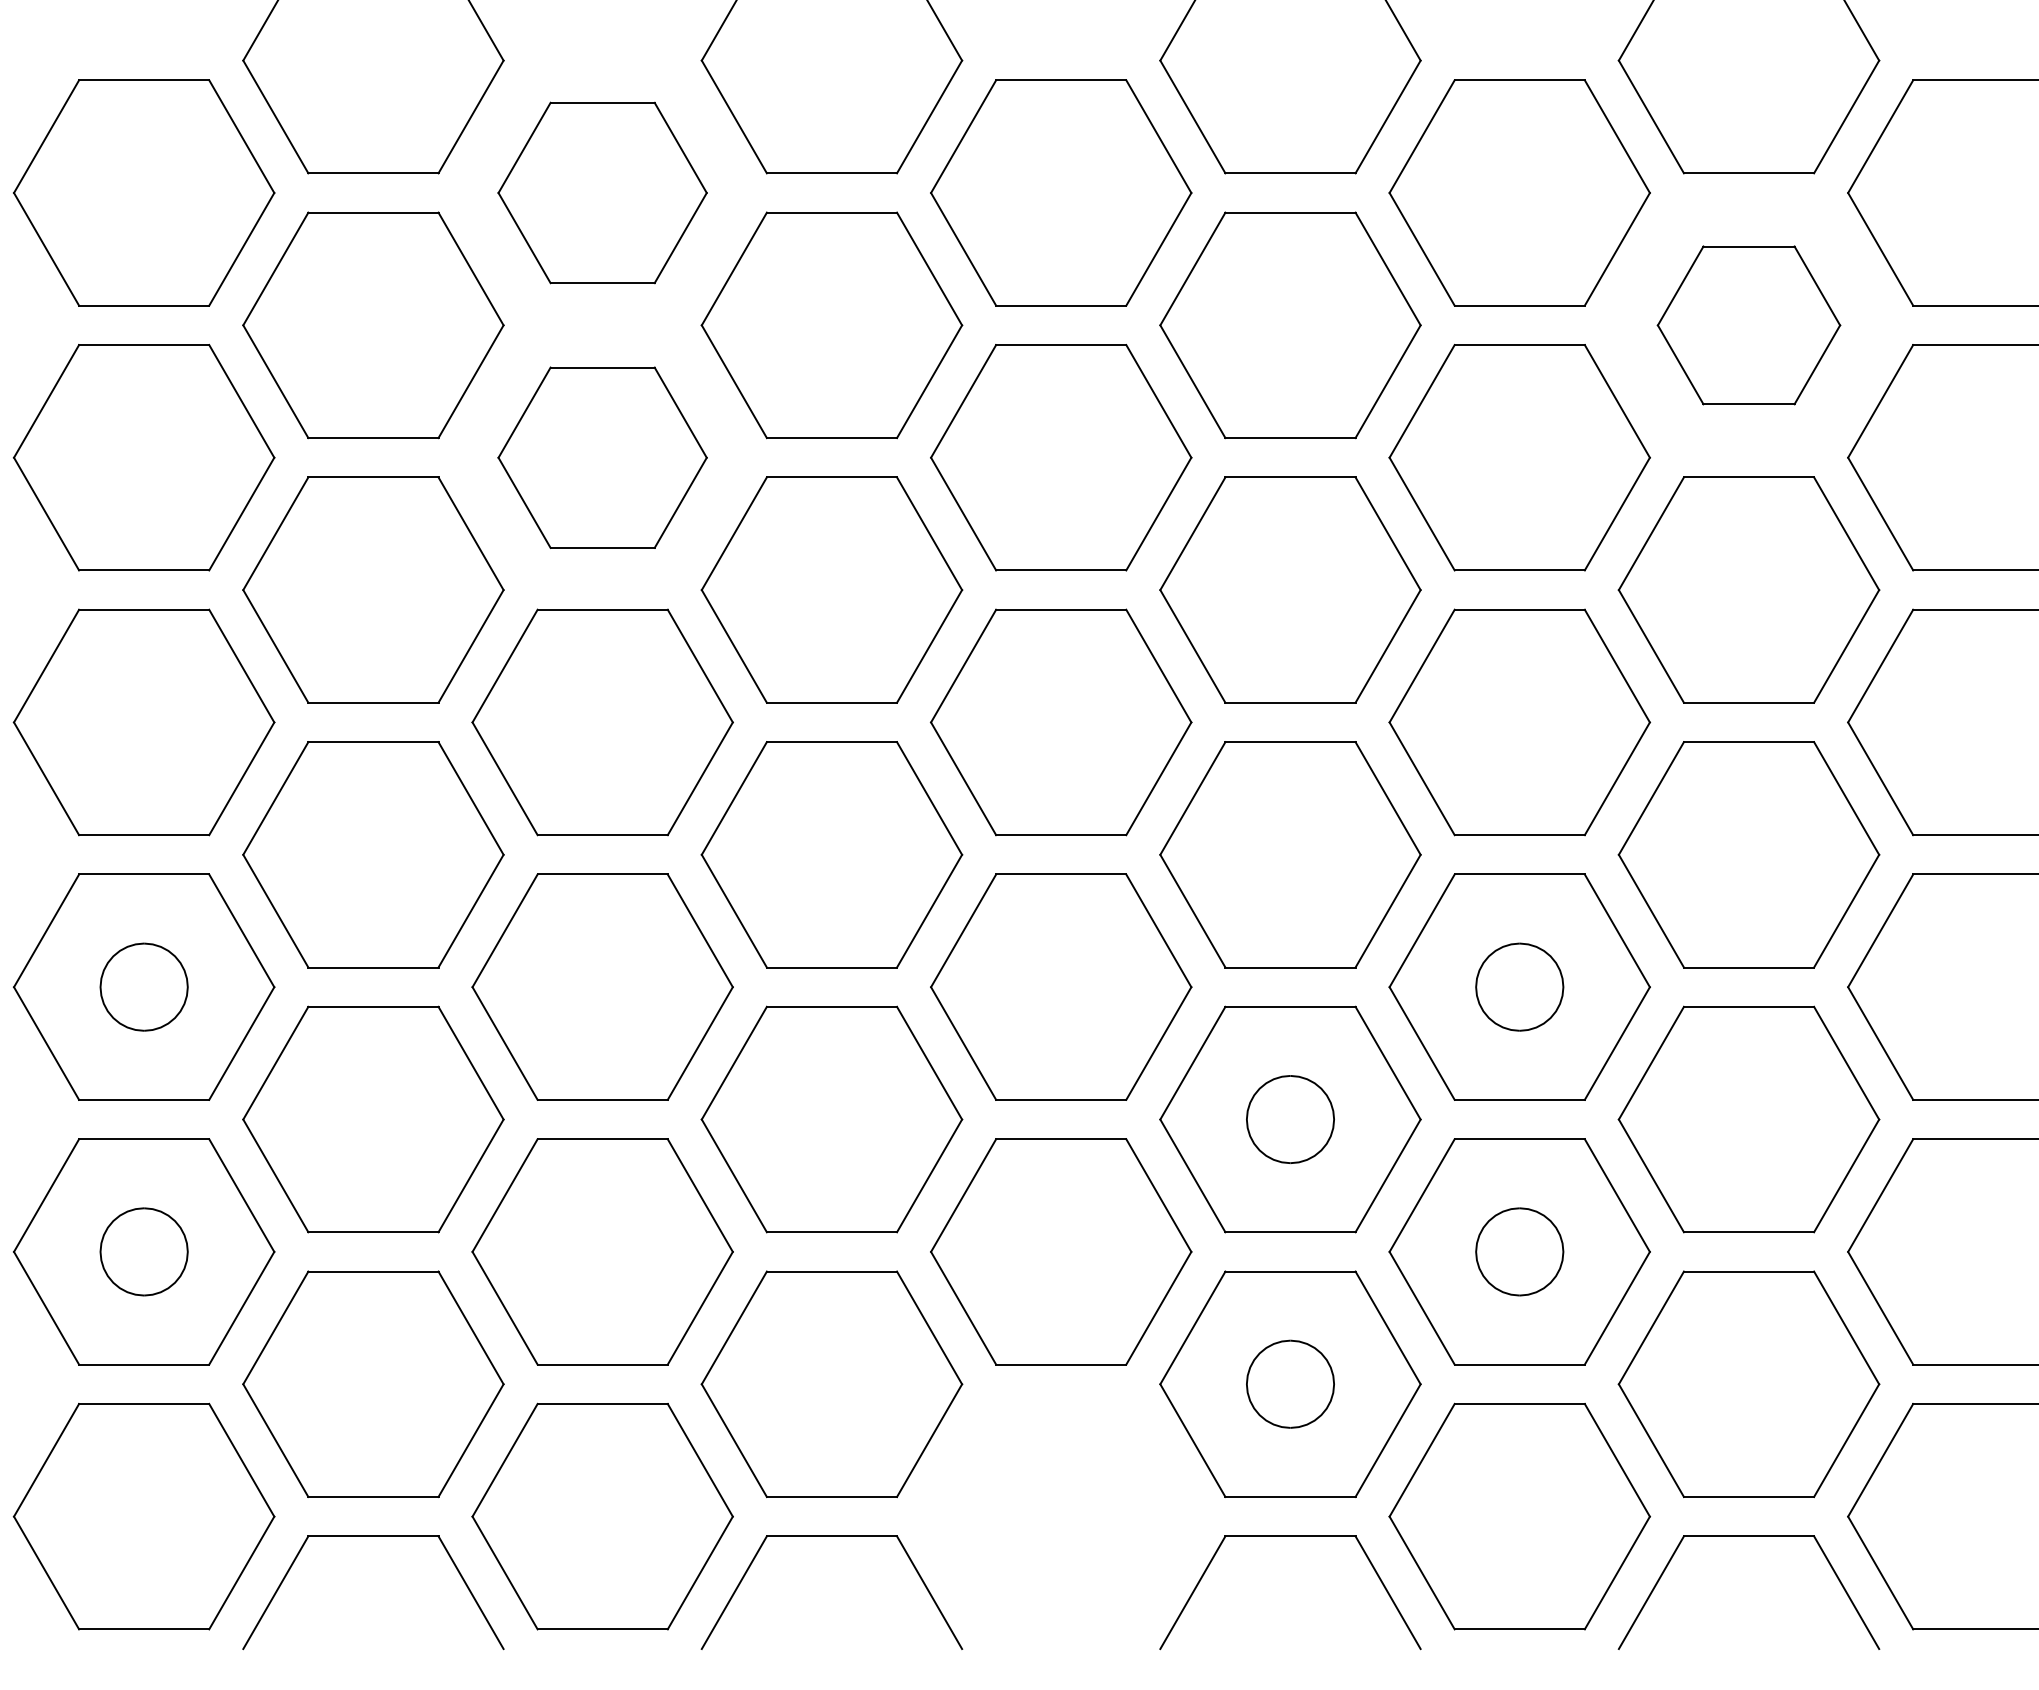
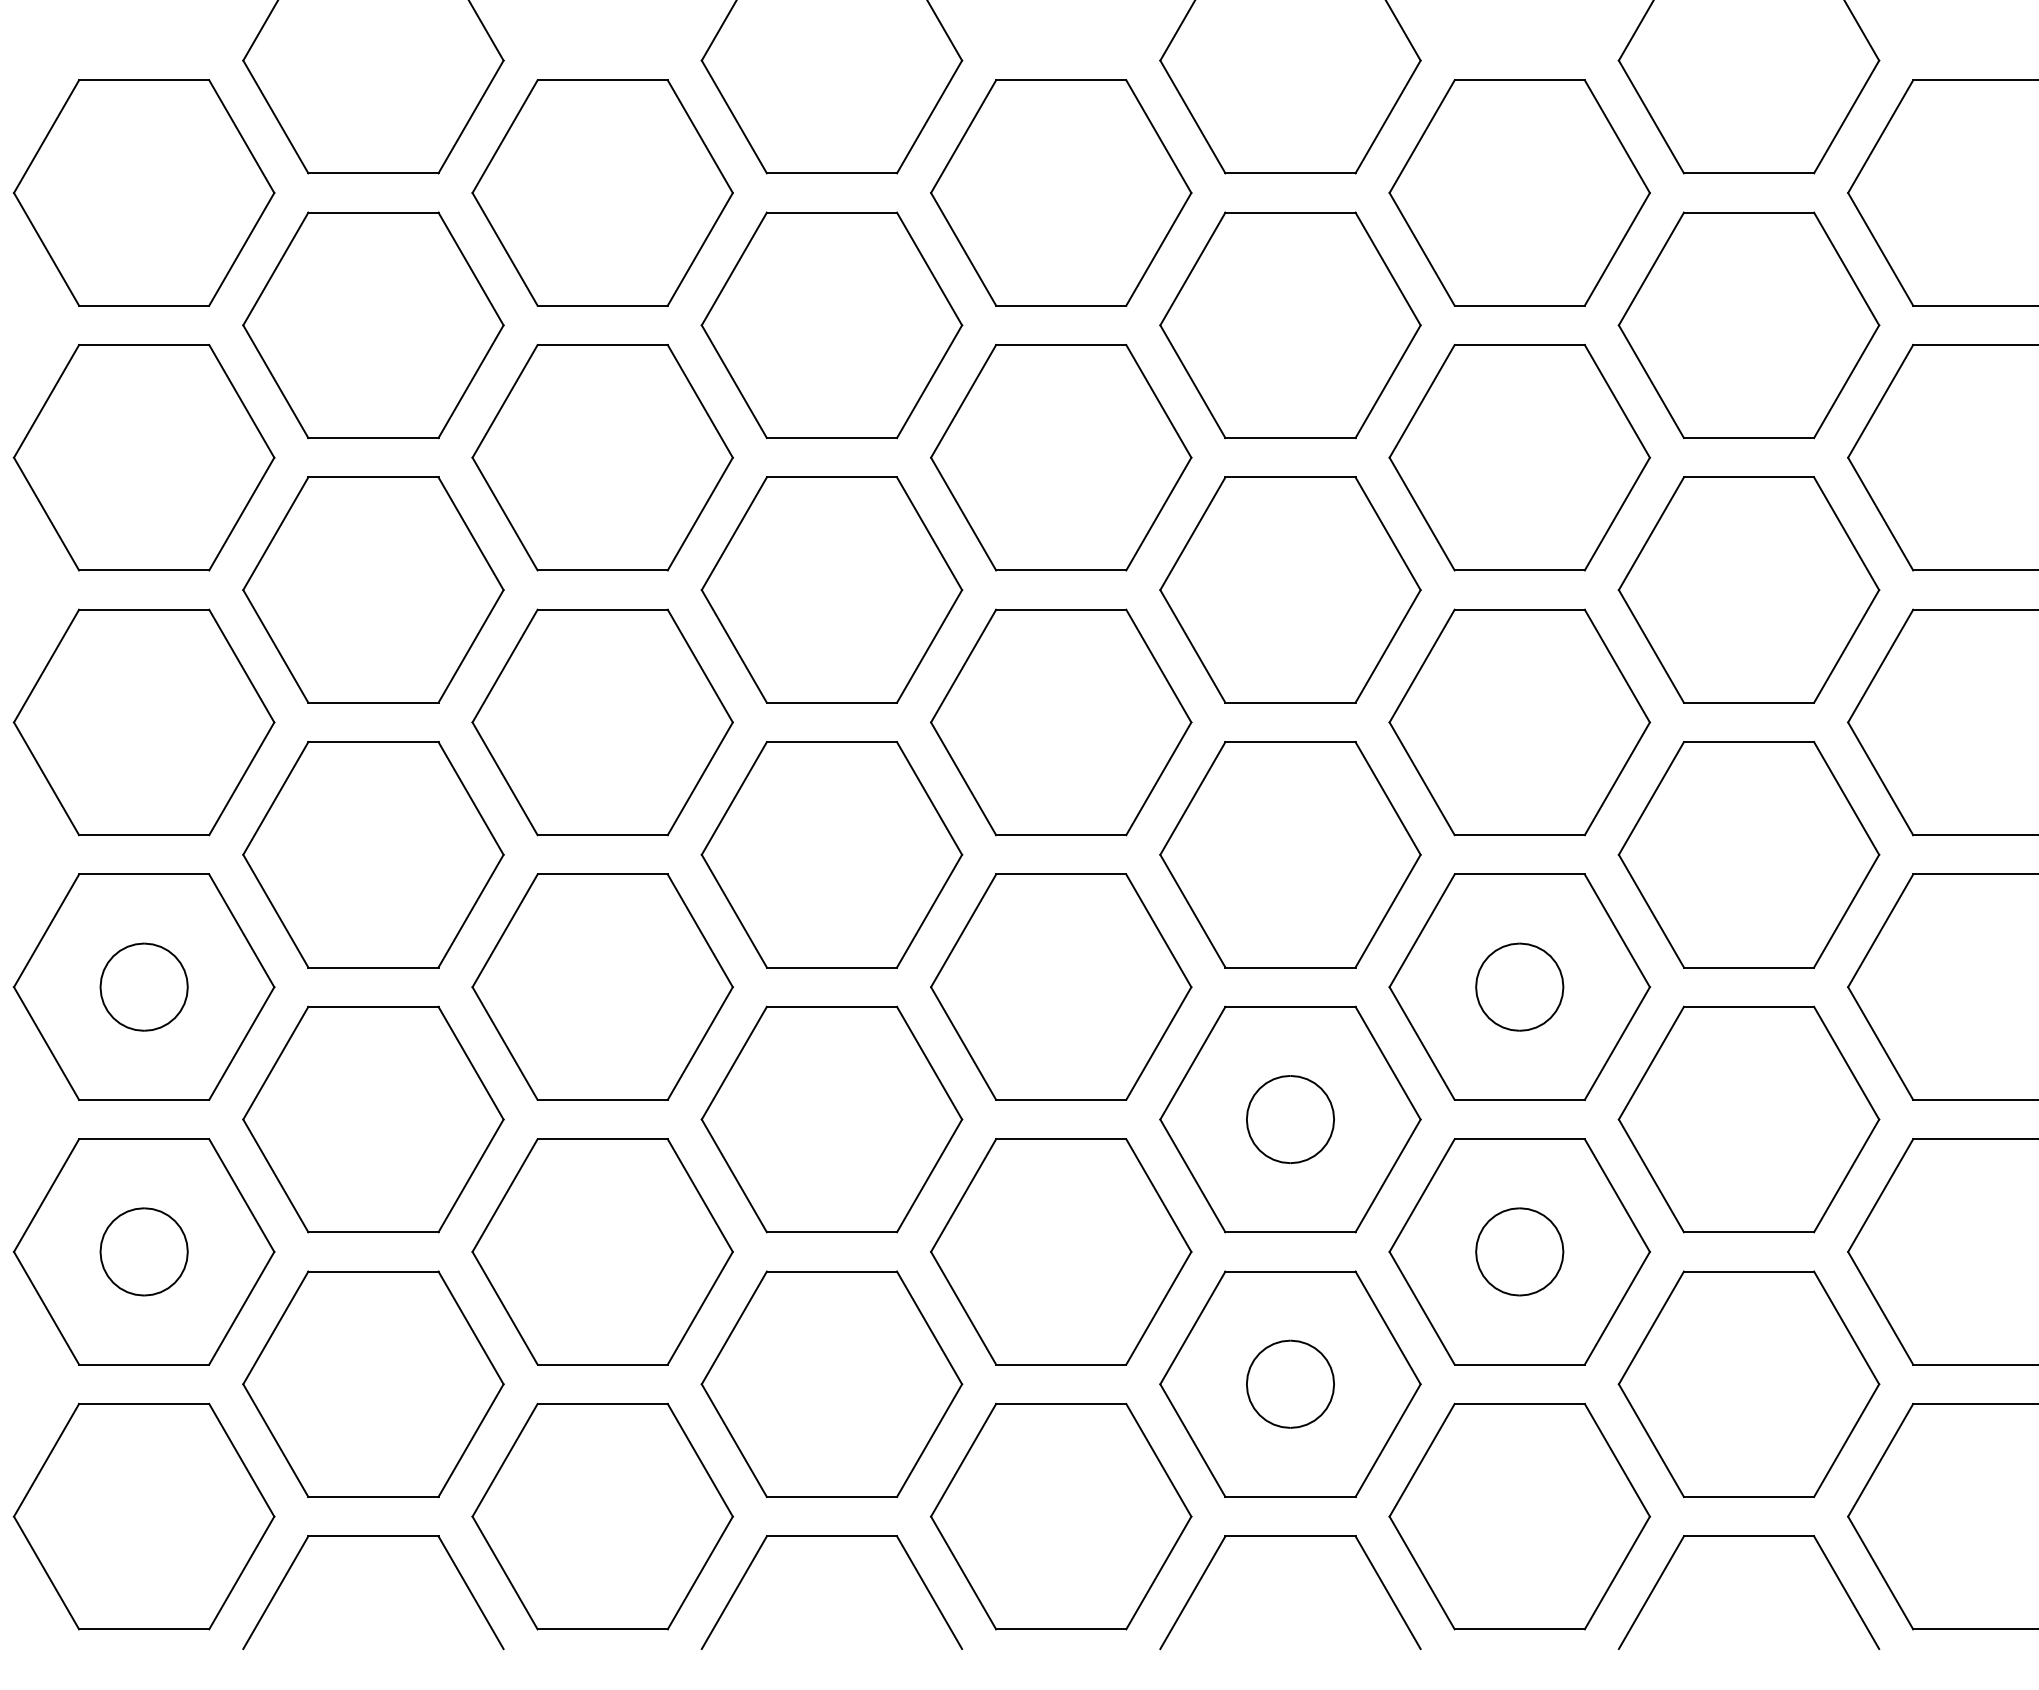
part size: 211x184 px -> 263x228 px (602, 192)
part size: 186x161 px -> 264x229 px (1748, 325)
part size: 211x183 px -> 263x228 px (602, 457)
part: none -> present (1061, 1516)
